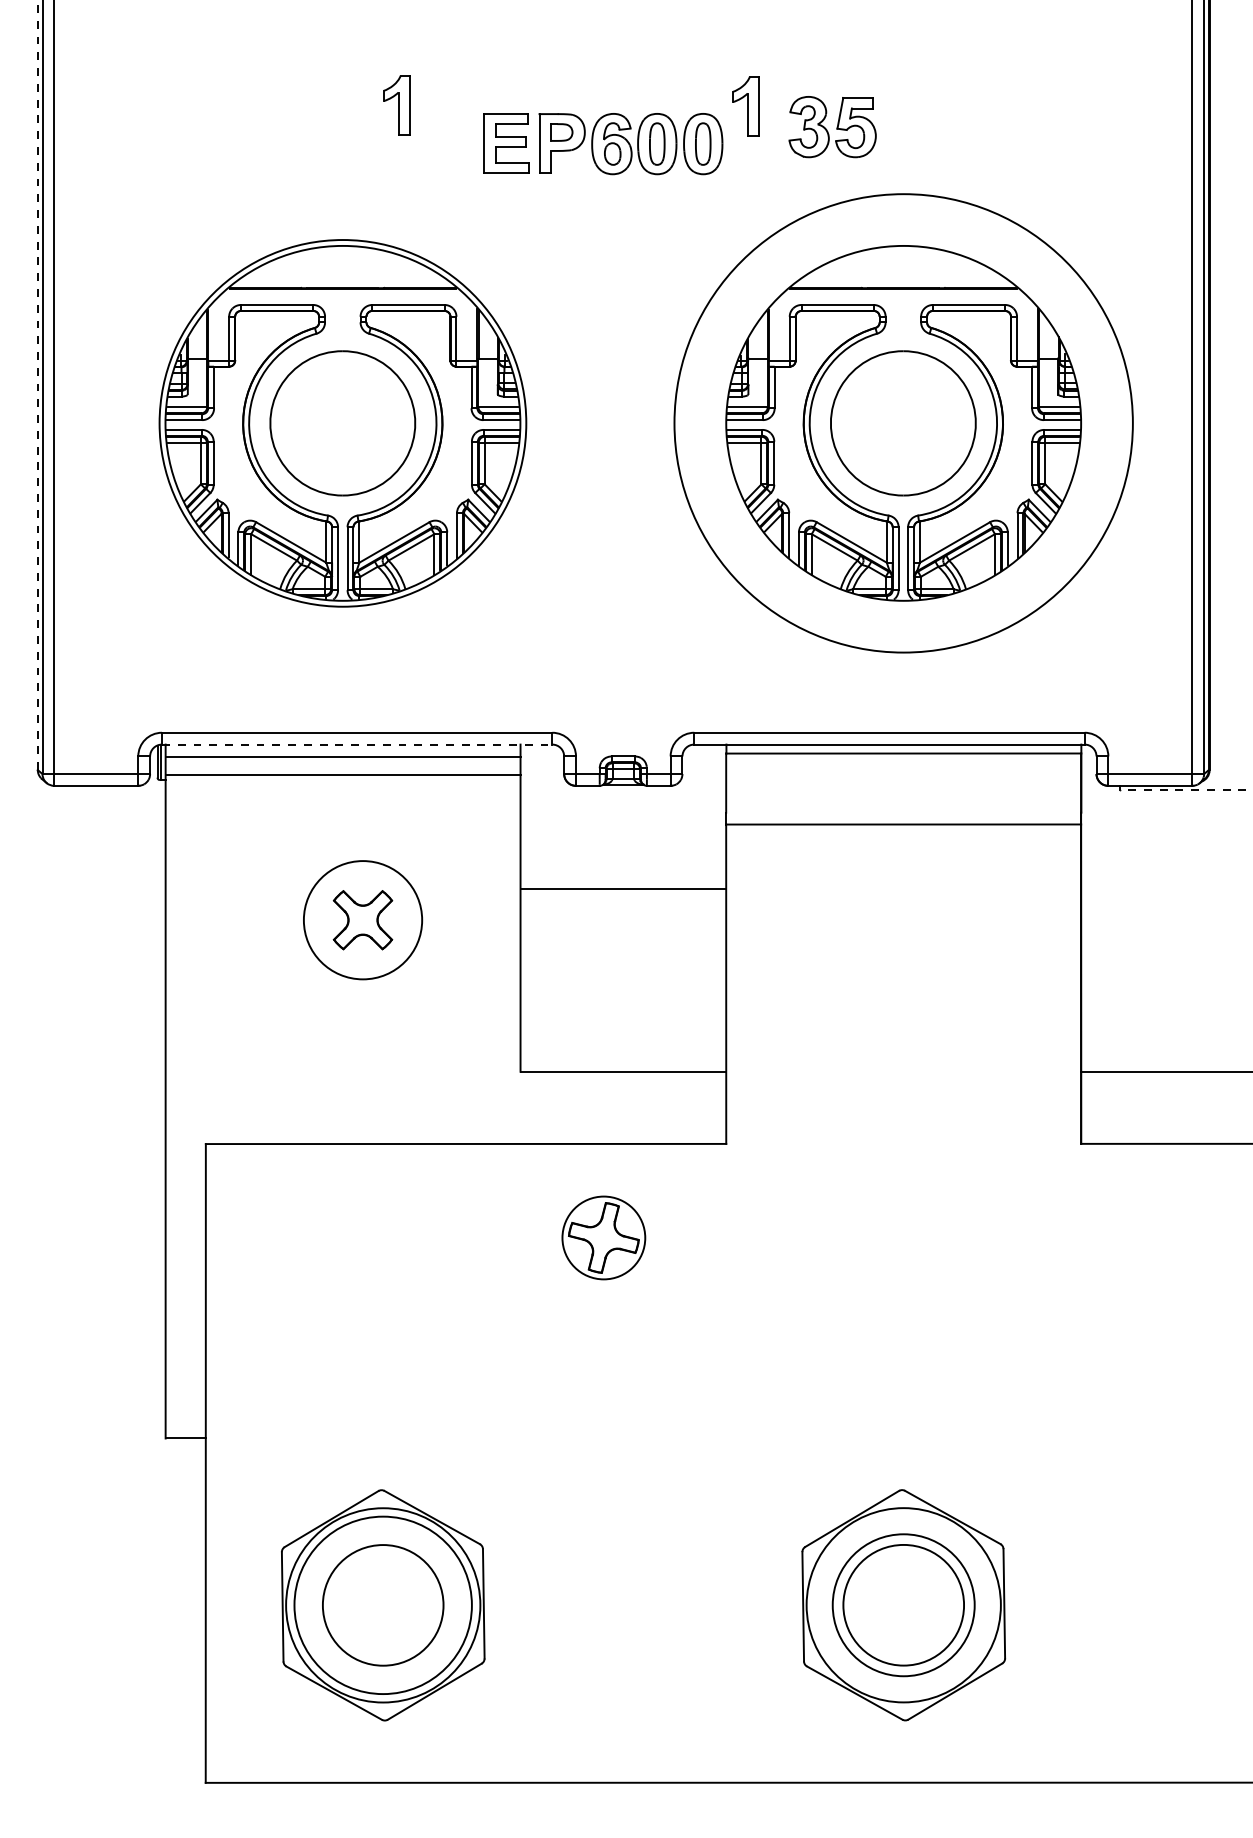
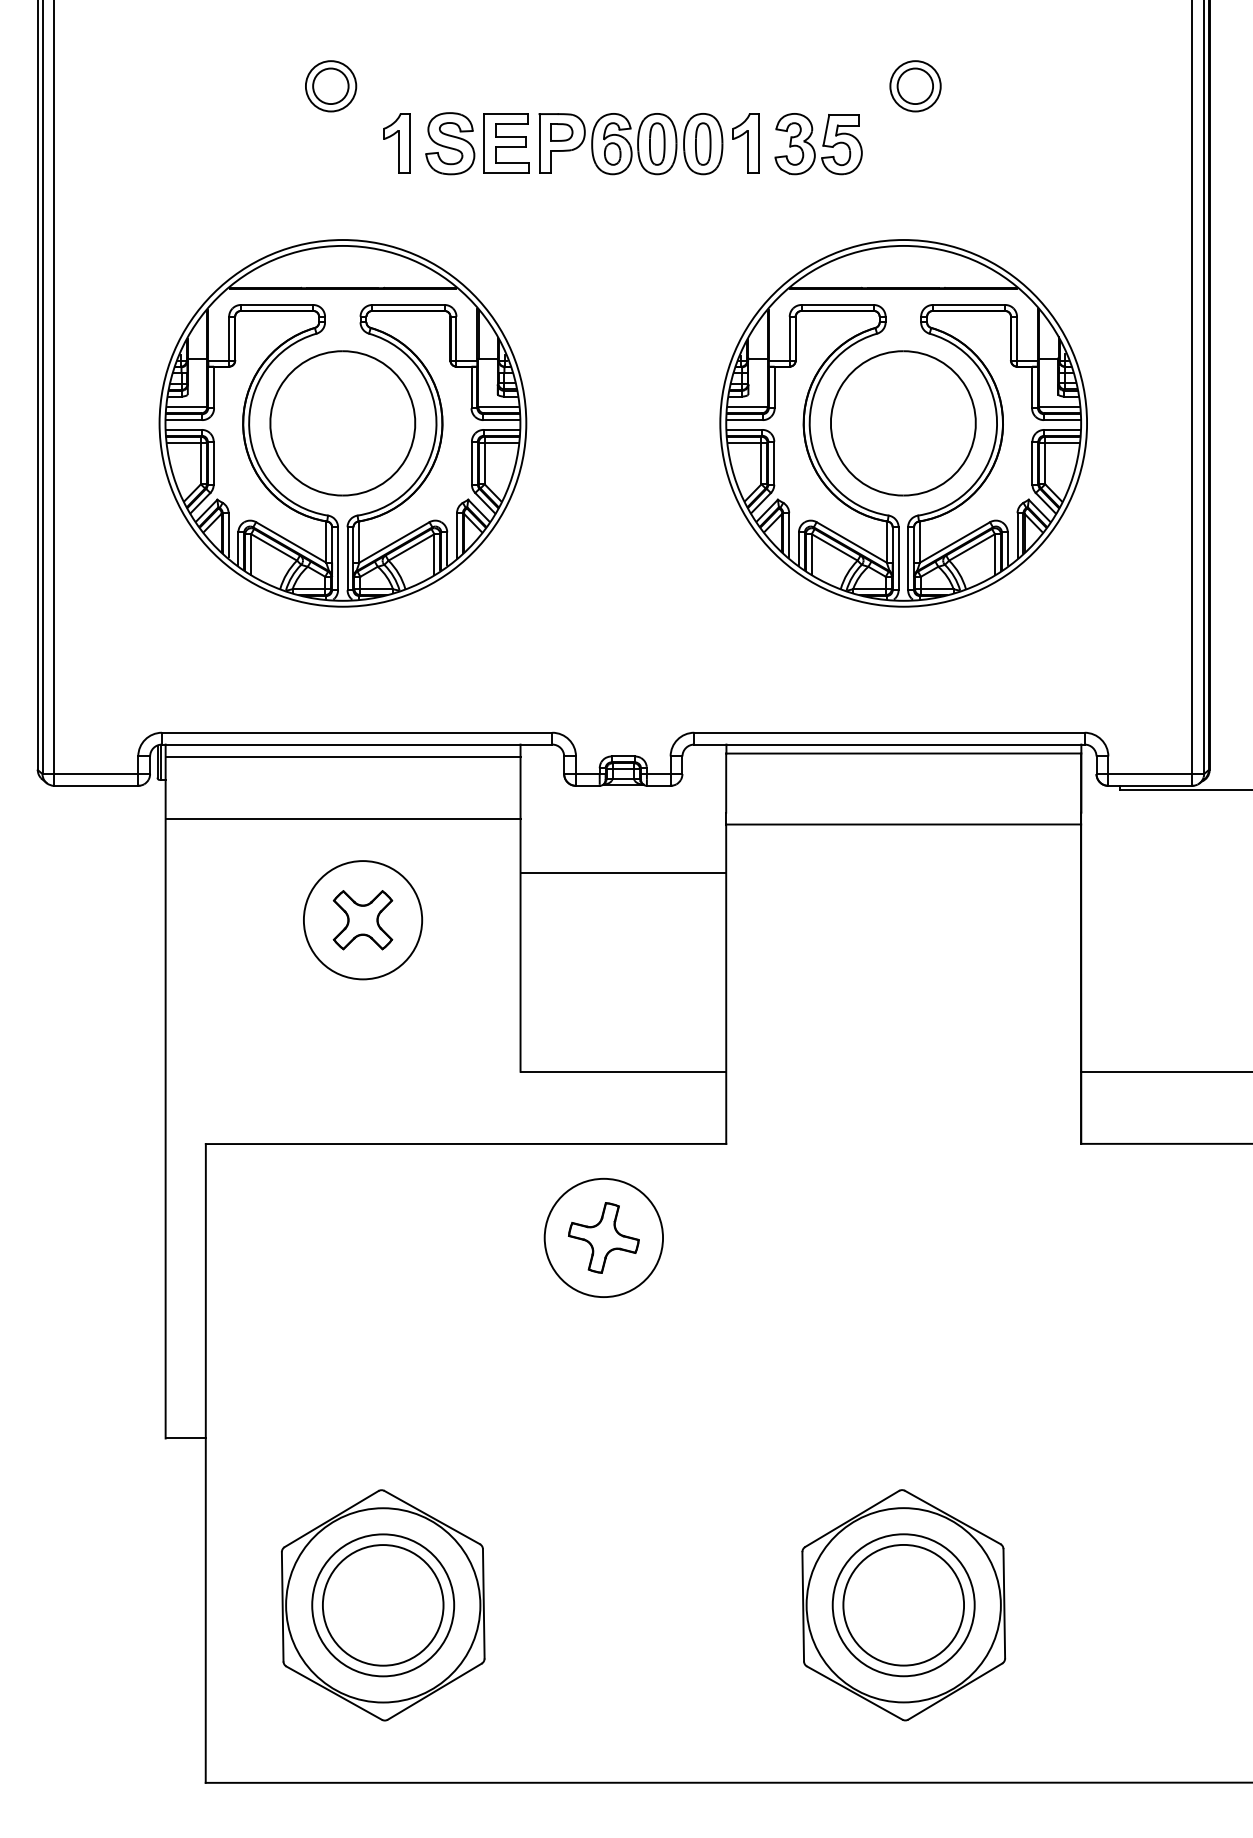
part: none -> present (331, 86)
part: none -> present (915, 86)
part position: (396, 105) -> (396, 143) (396, 143)
part position: (745, 106) -> (745, 143) (745, 143)
part position: (832, 127) -> (818, 144) (818, 144)
part: none -> present (450, 143)
line: dashed -> solid (37, 385)
circle diameter: 458 px -> 367 px (903, 423)
line: dashed -> solid (357, 744)
line position: (342, 774) -> (342, 818) (342, 818)
line: dashed -> solid (1185, 790)
line position: (623, 888) -> (623, 872) (623, 872)
circle diameter: 83 px -> 118 px (603, 1237)
circle diameter: 177 px -> 142 px (383, 1605)
